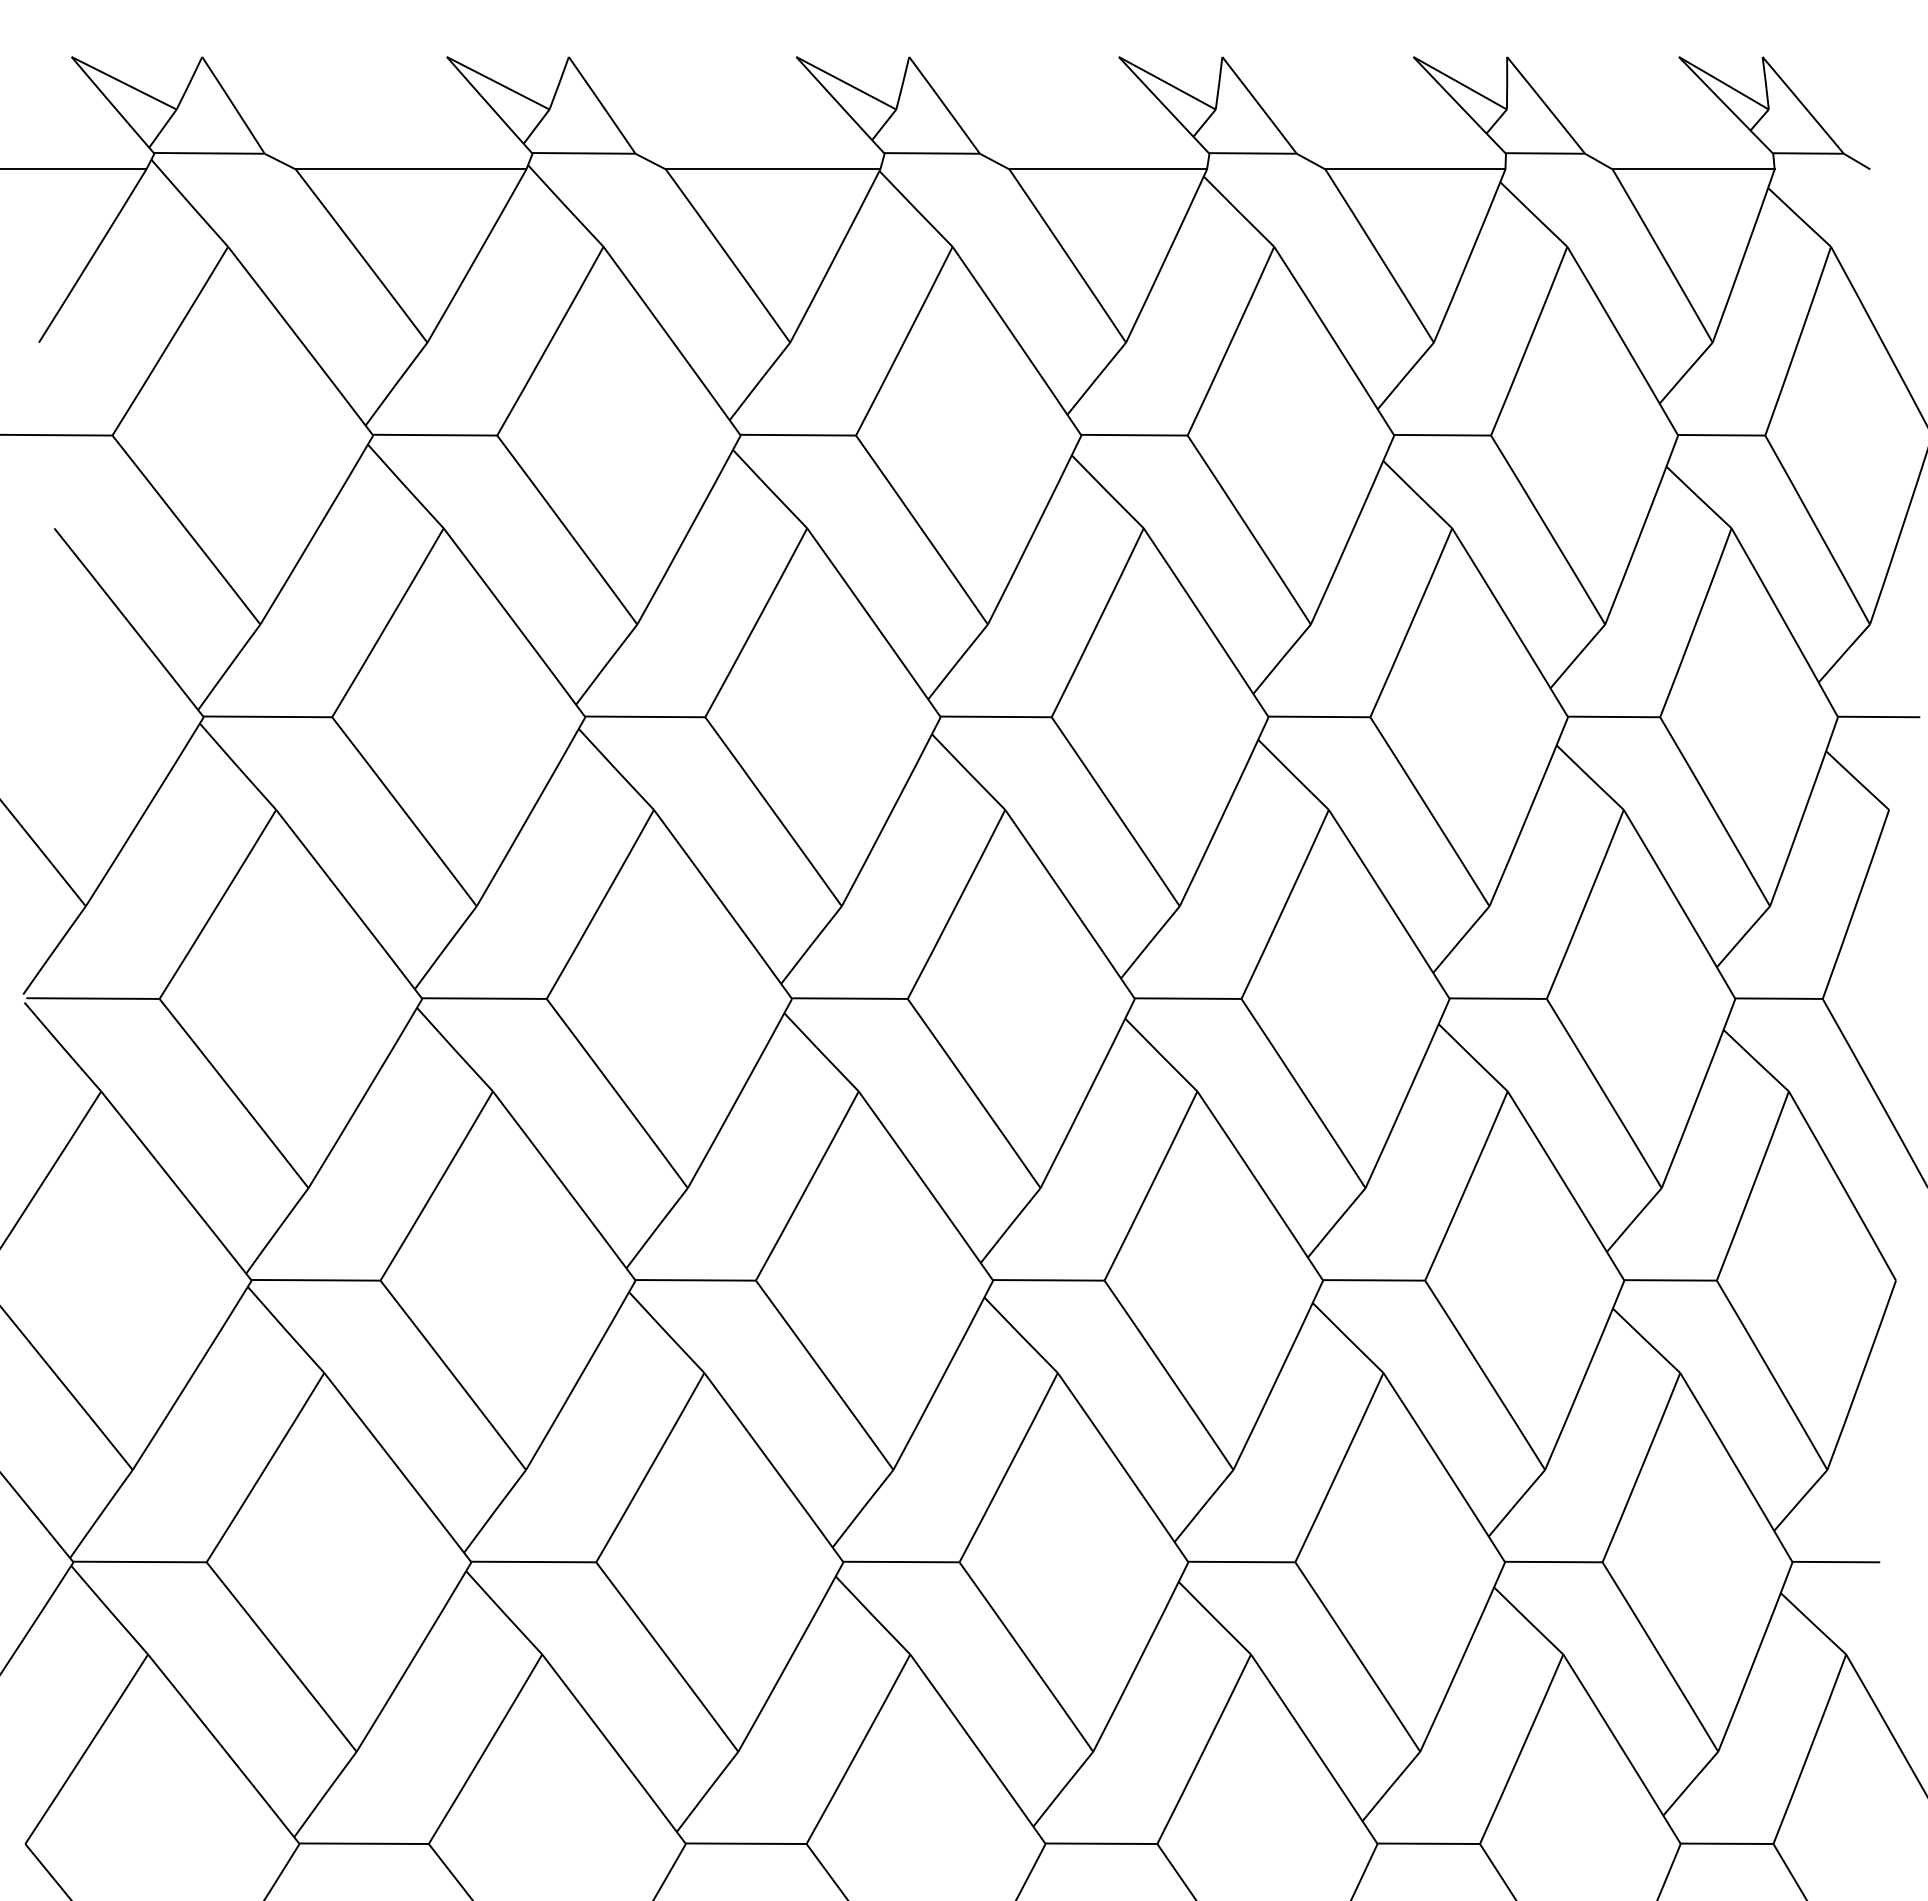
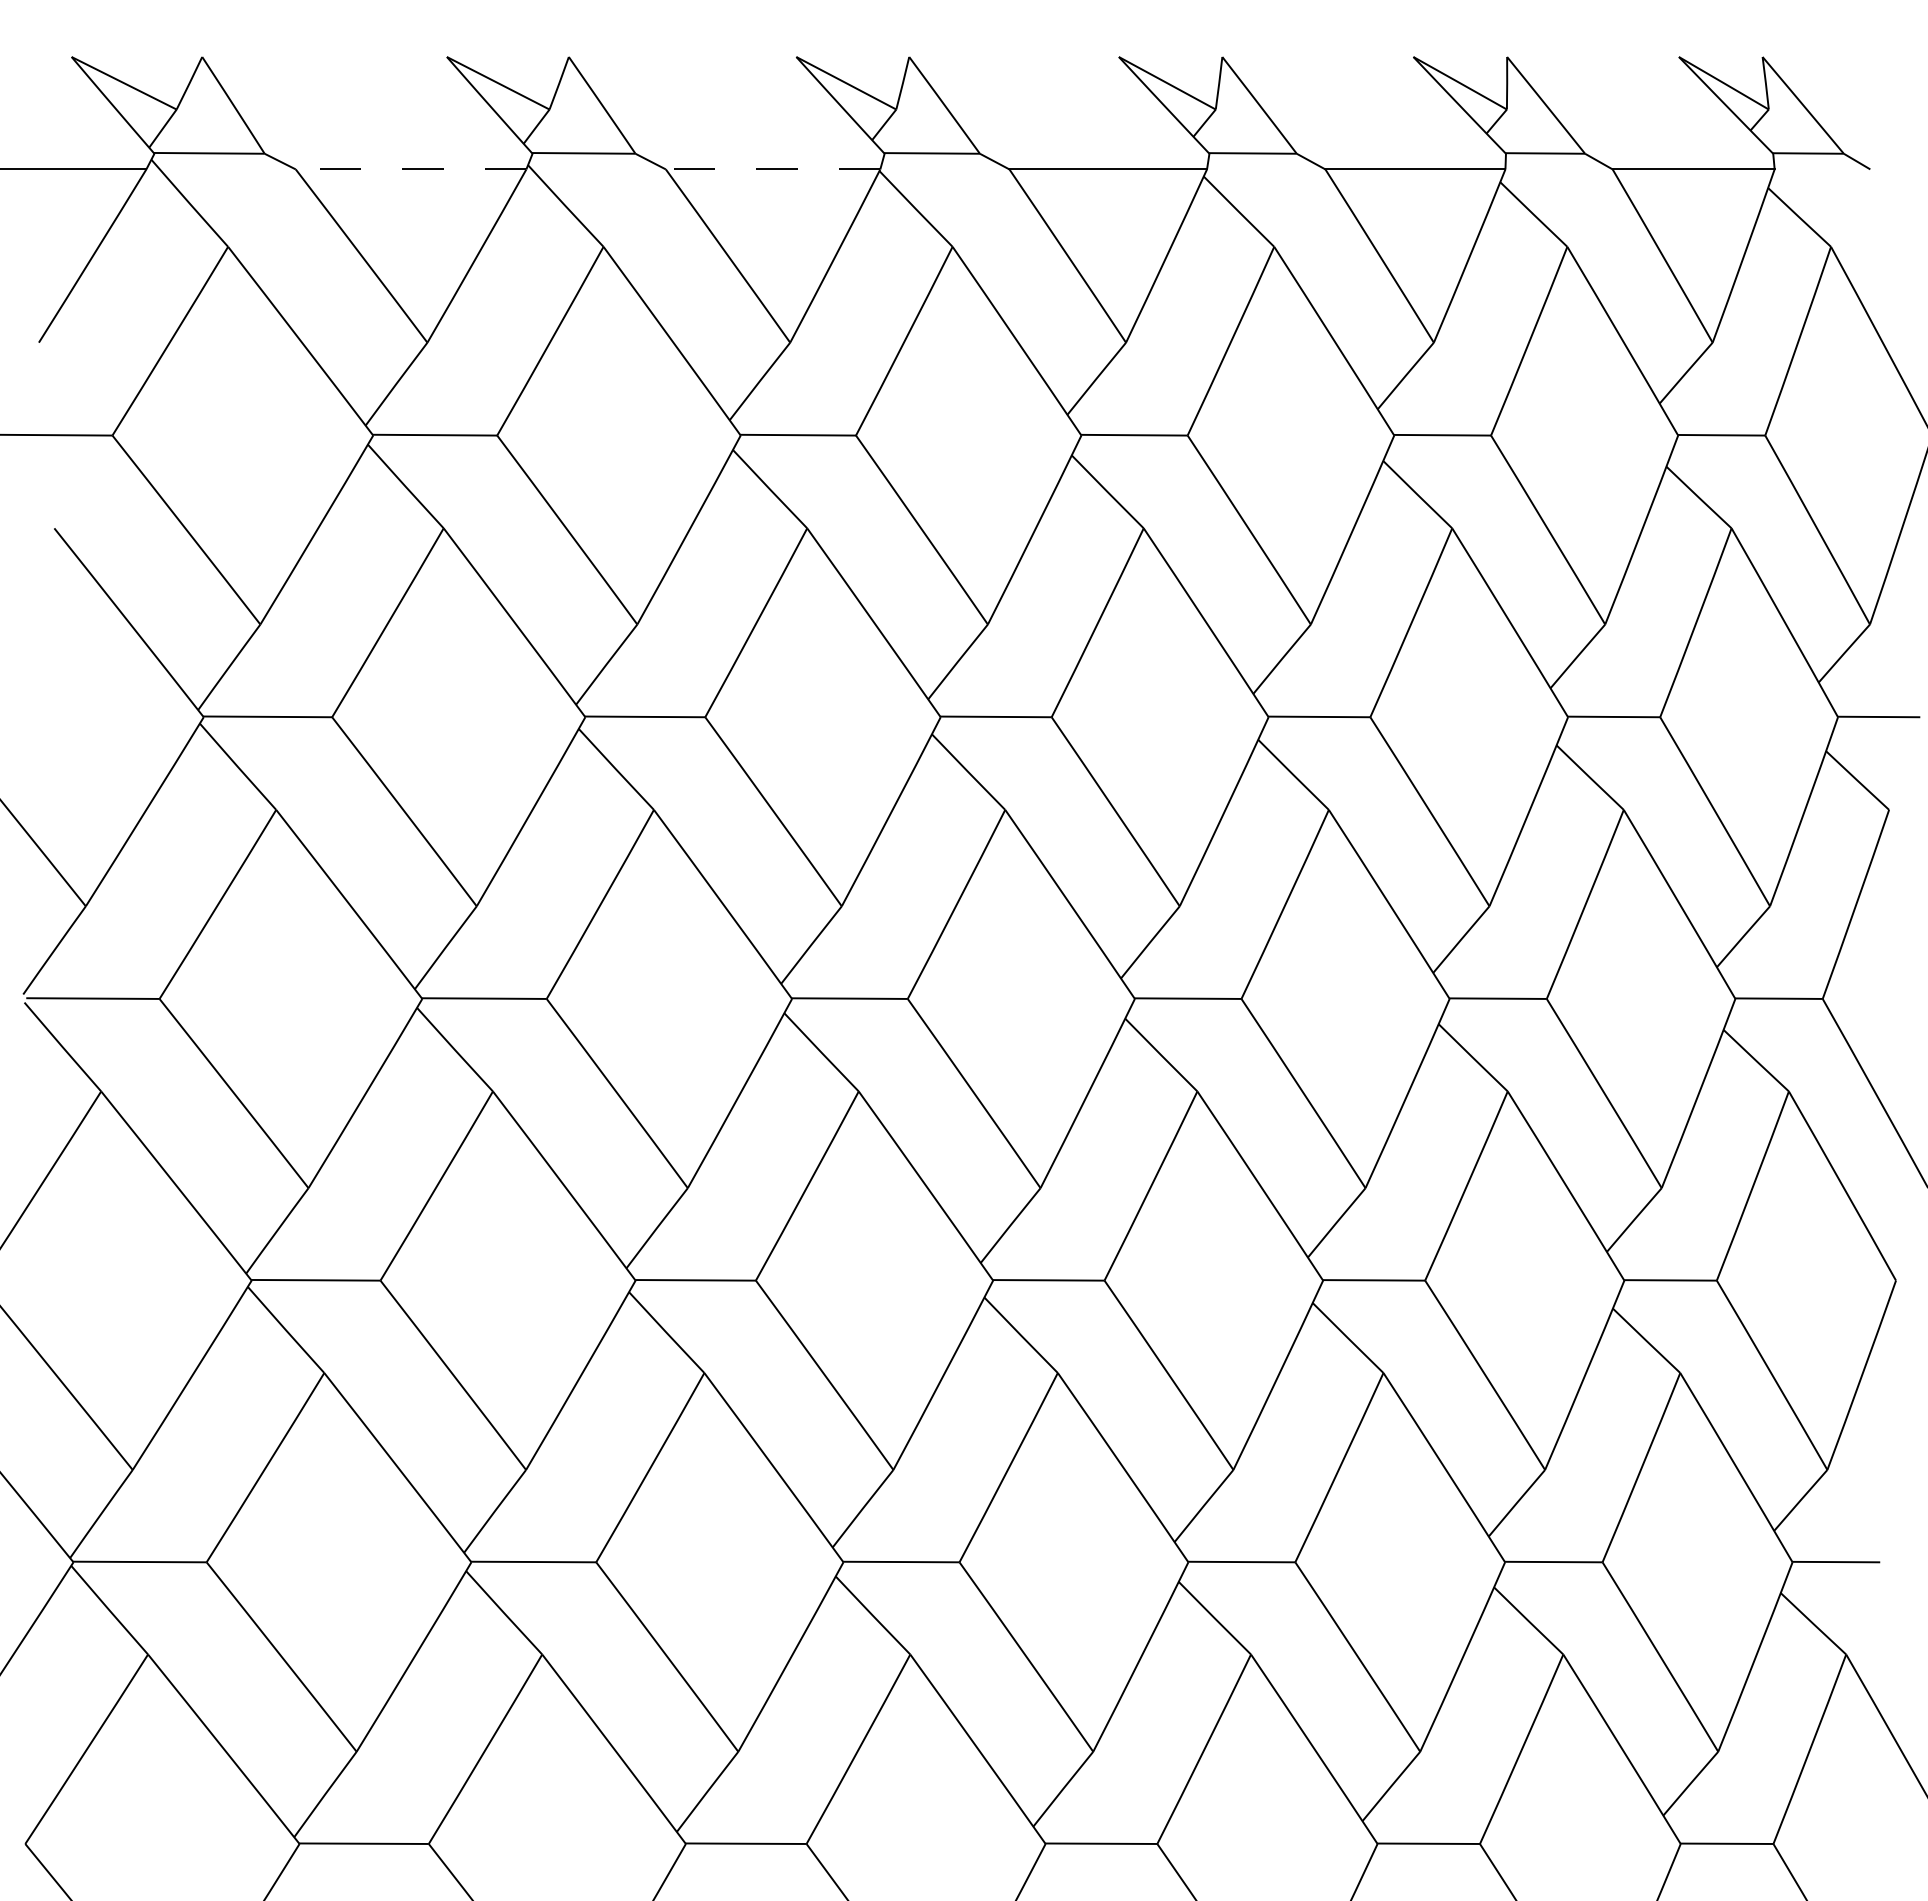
line: solid -> dashed (410, 169)
line: solid -> dashed (772, 169)
